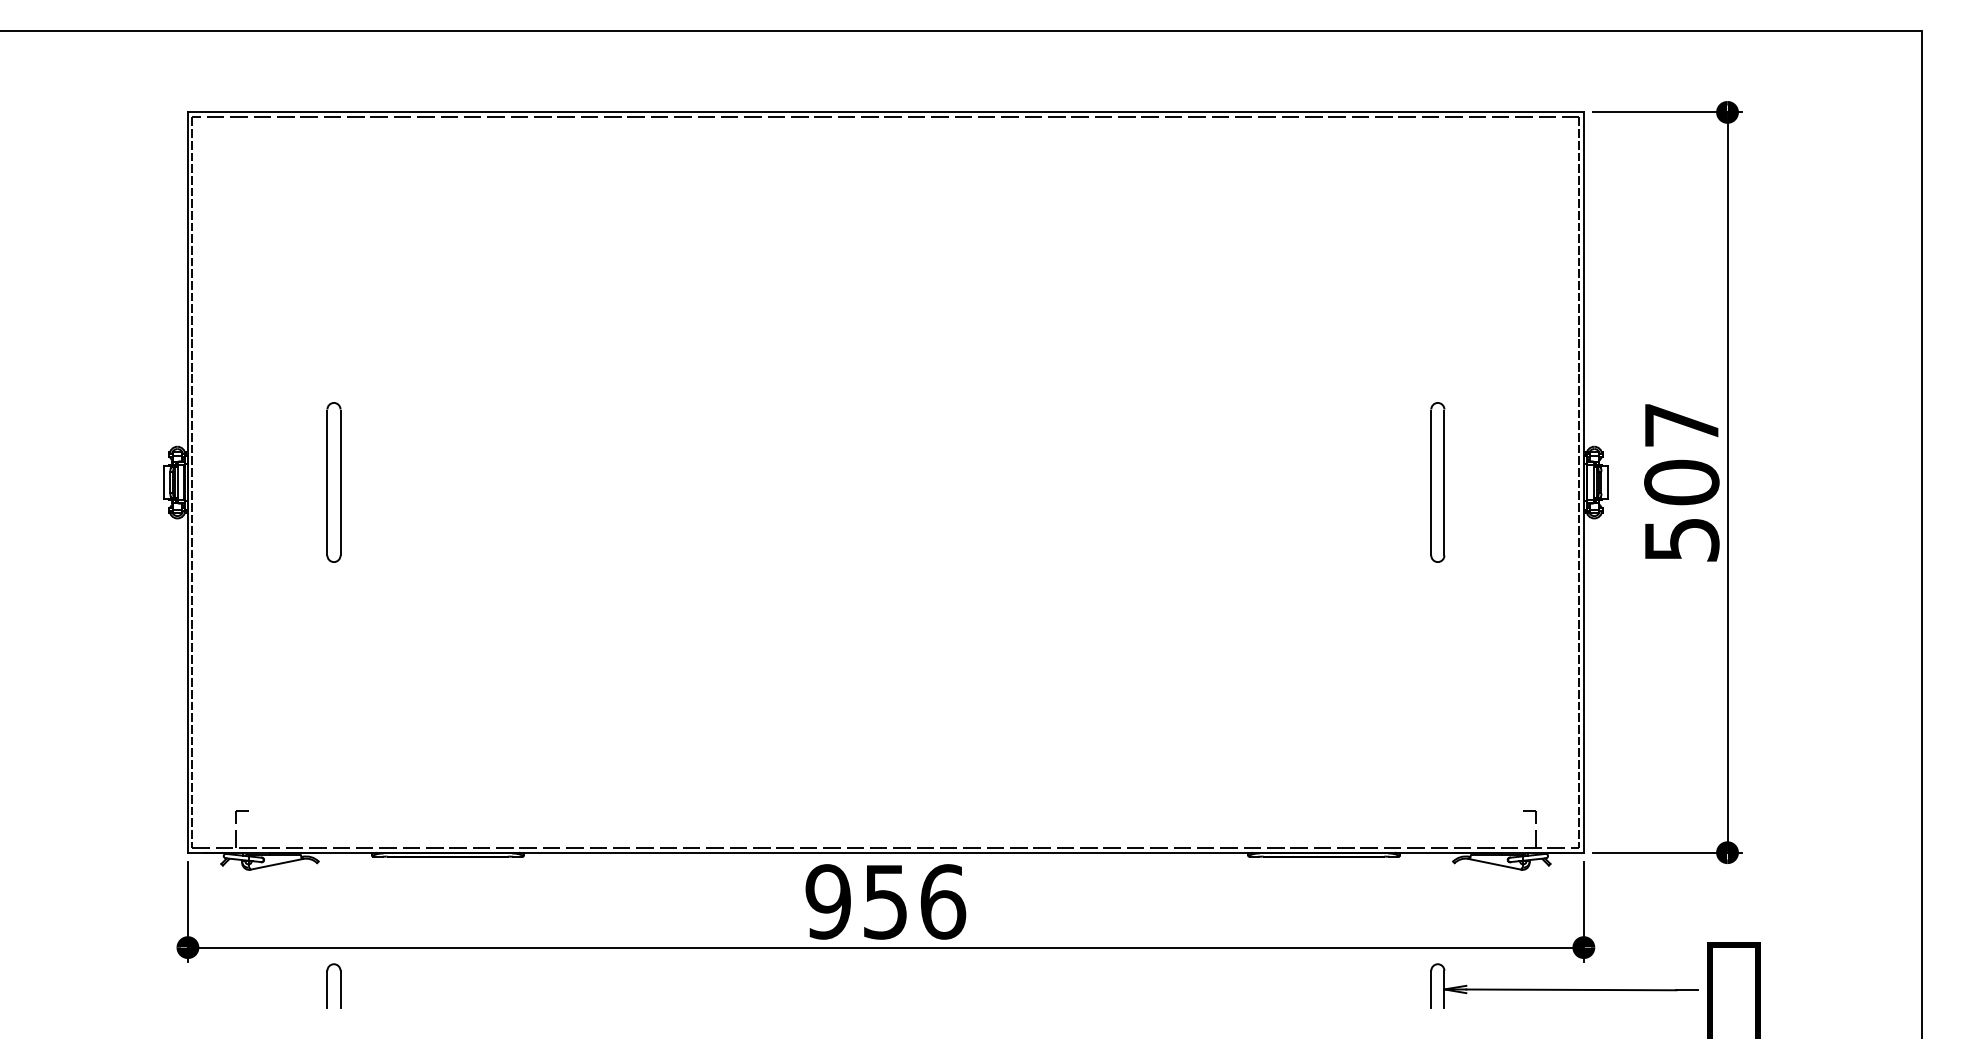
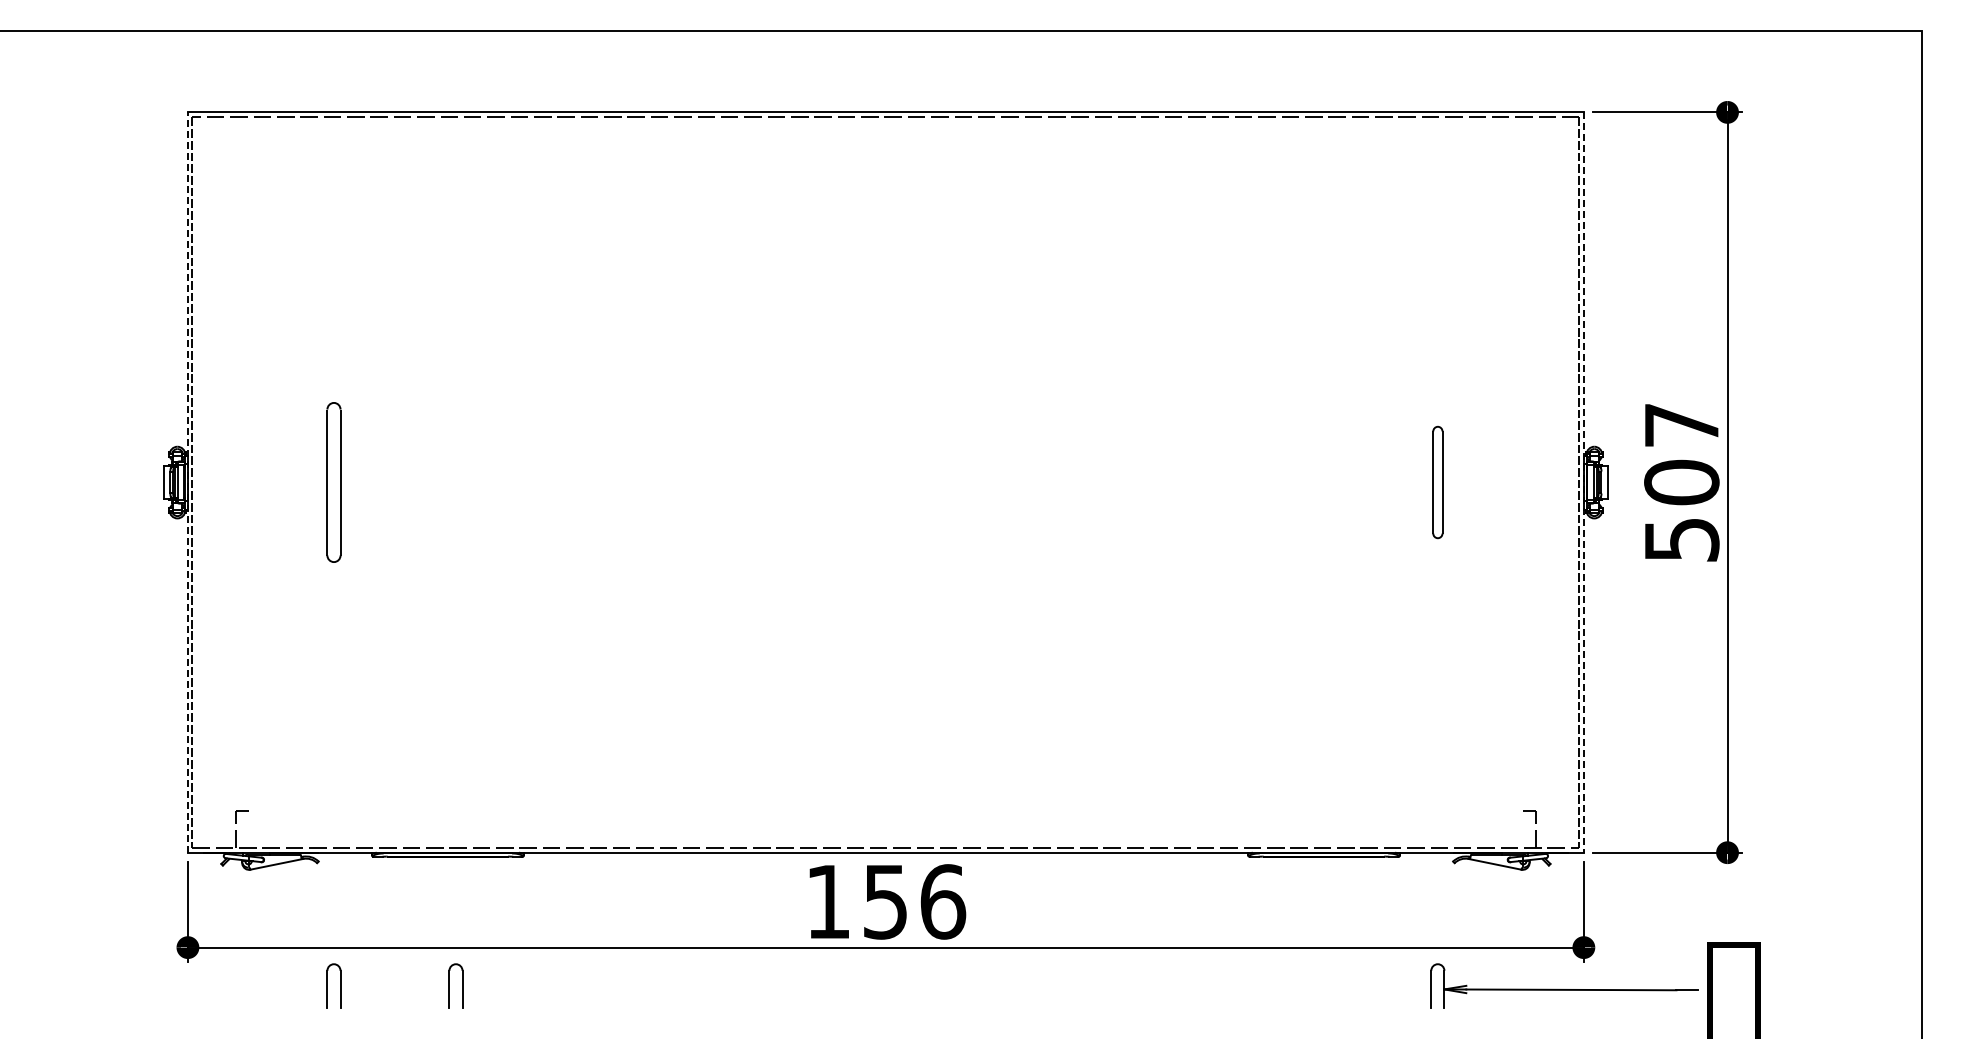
line: solid -> dashed (187, 482)
part size: 16x161 px -> 12x115 px (1437, 482)
line: solid -> dashed (1583, 483)
text: 956 -> 156 (827, 901)
part: none -> present (455, 985)
